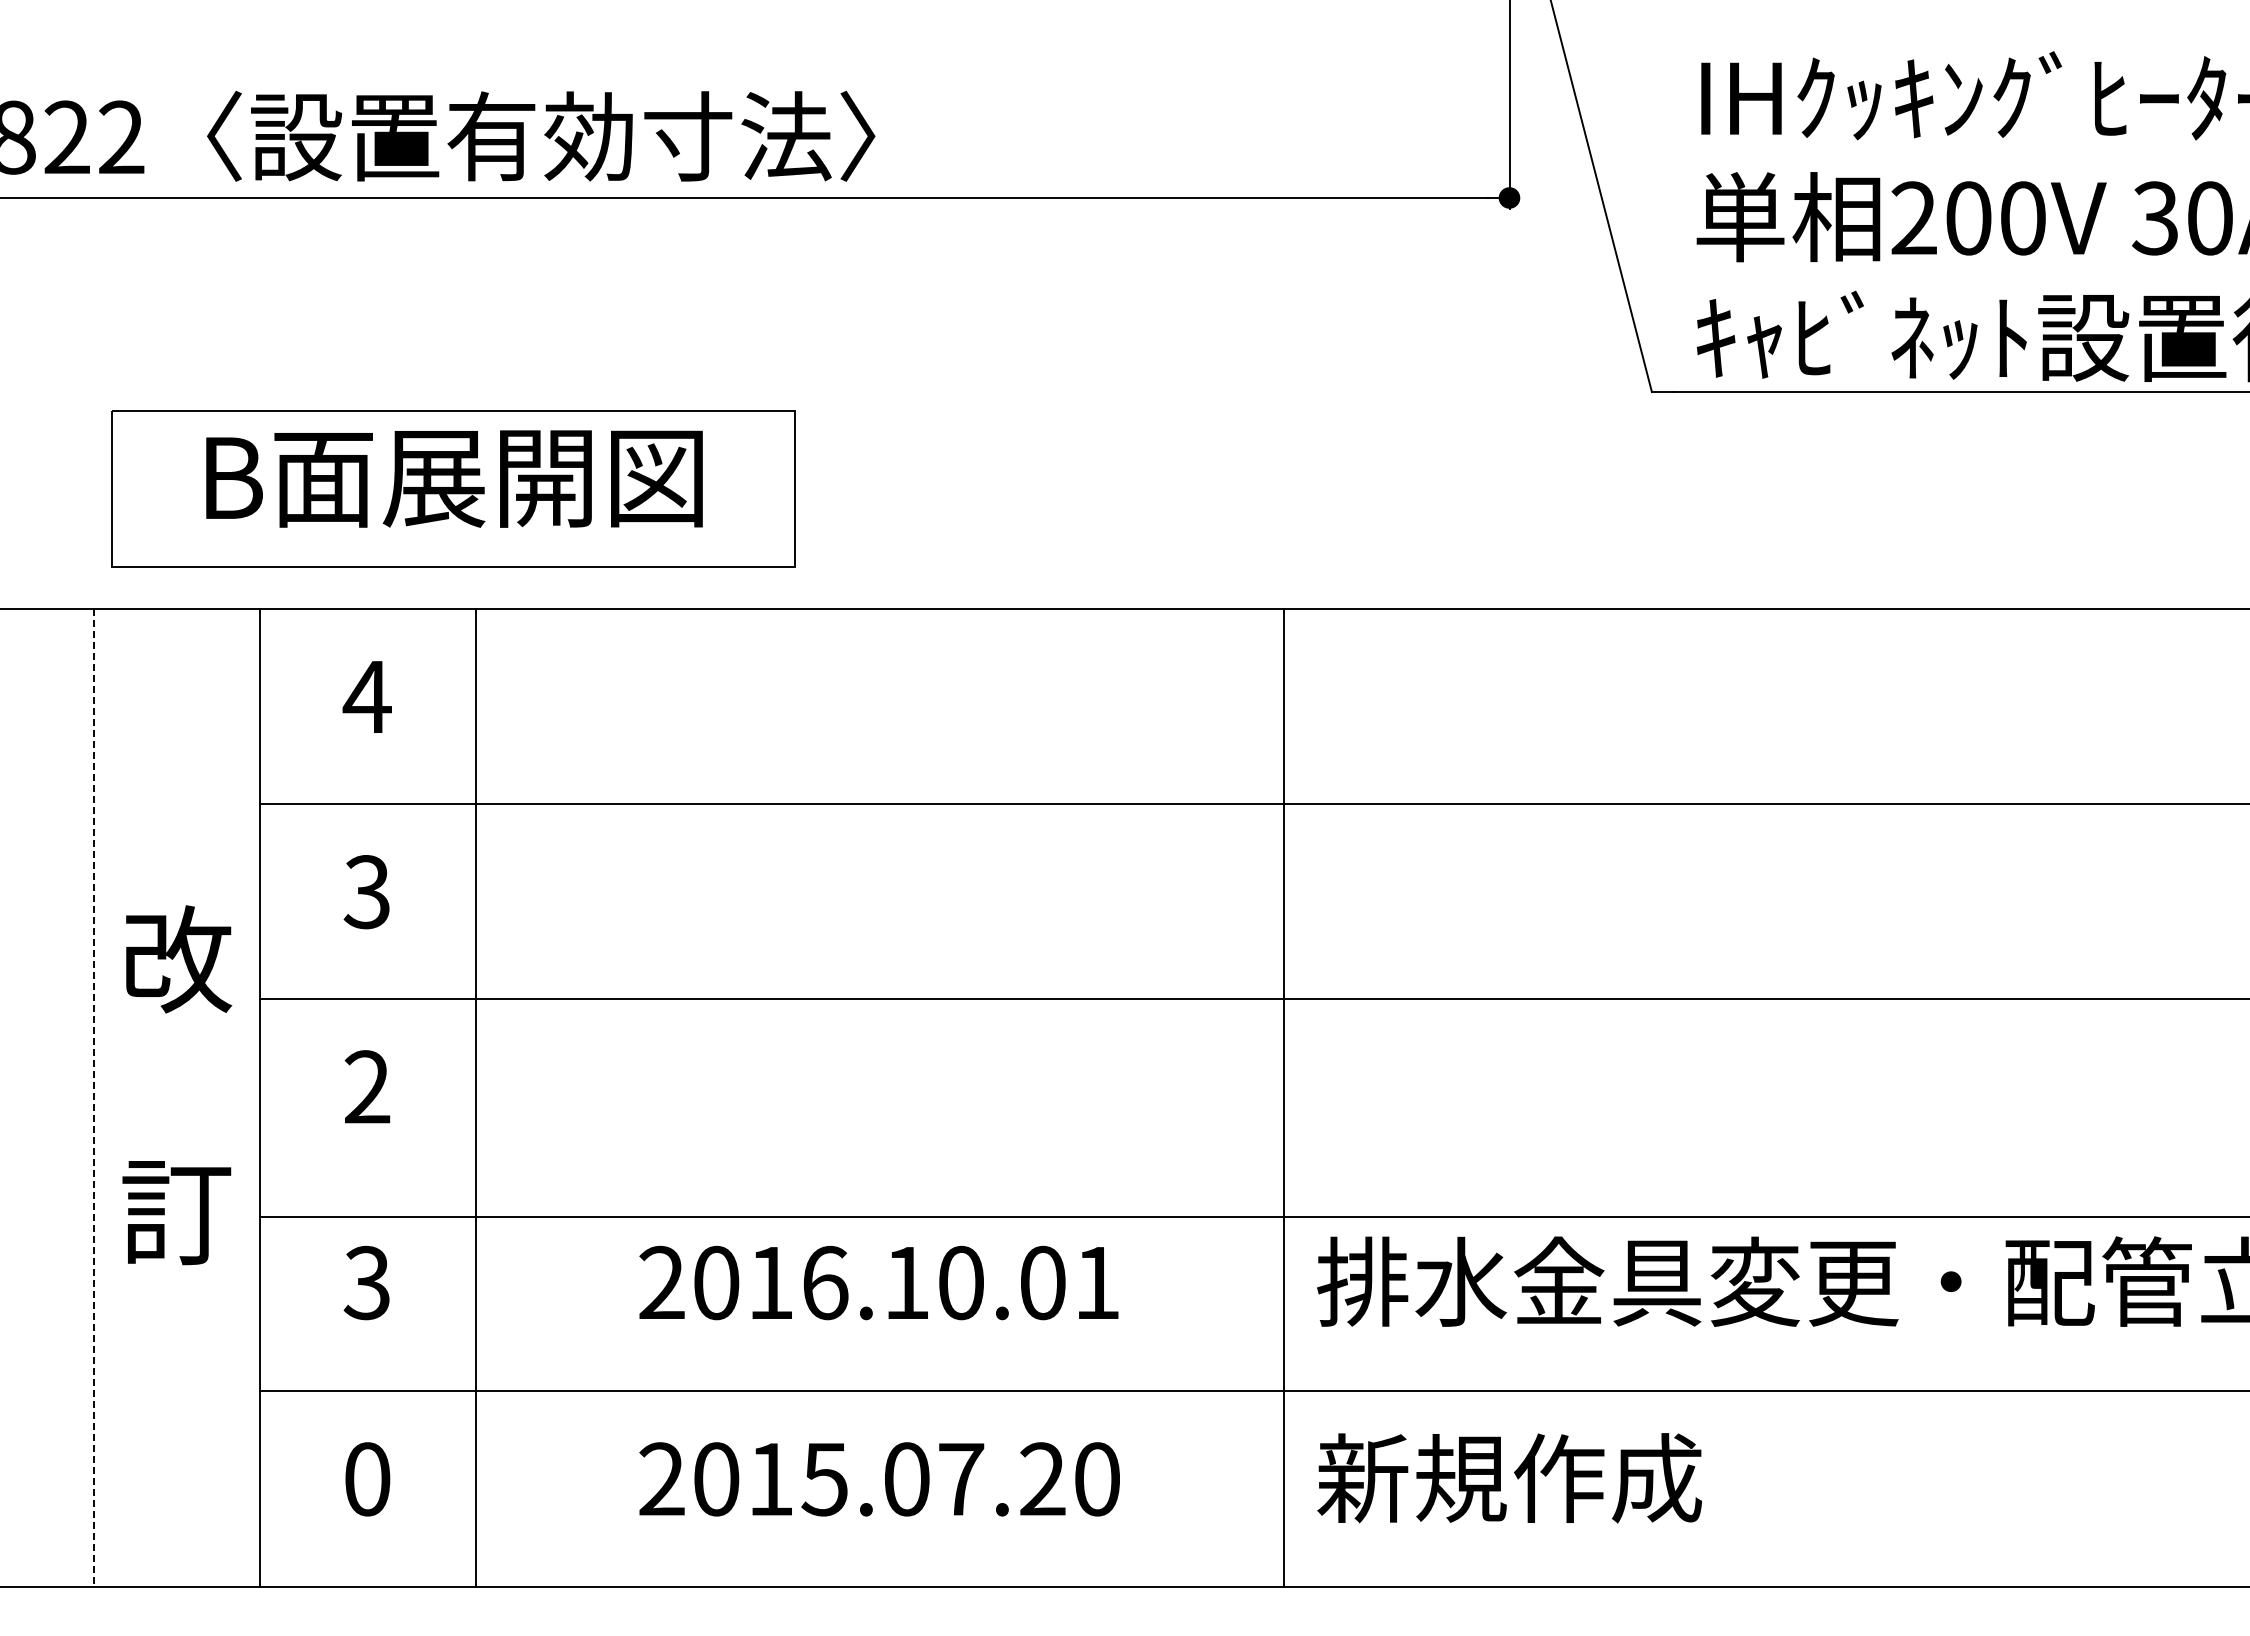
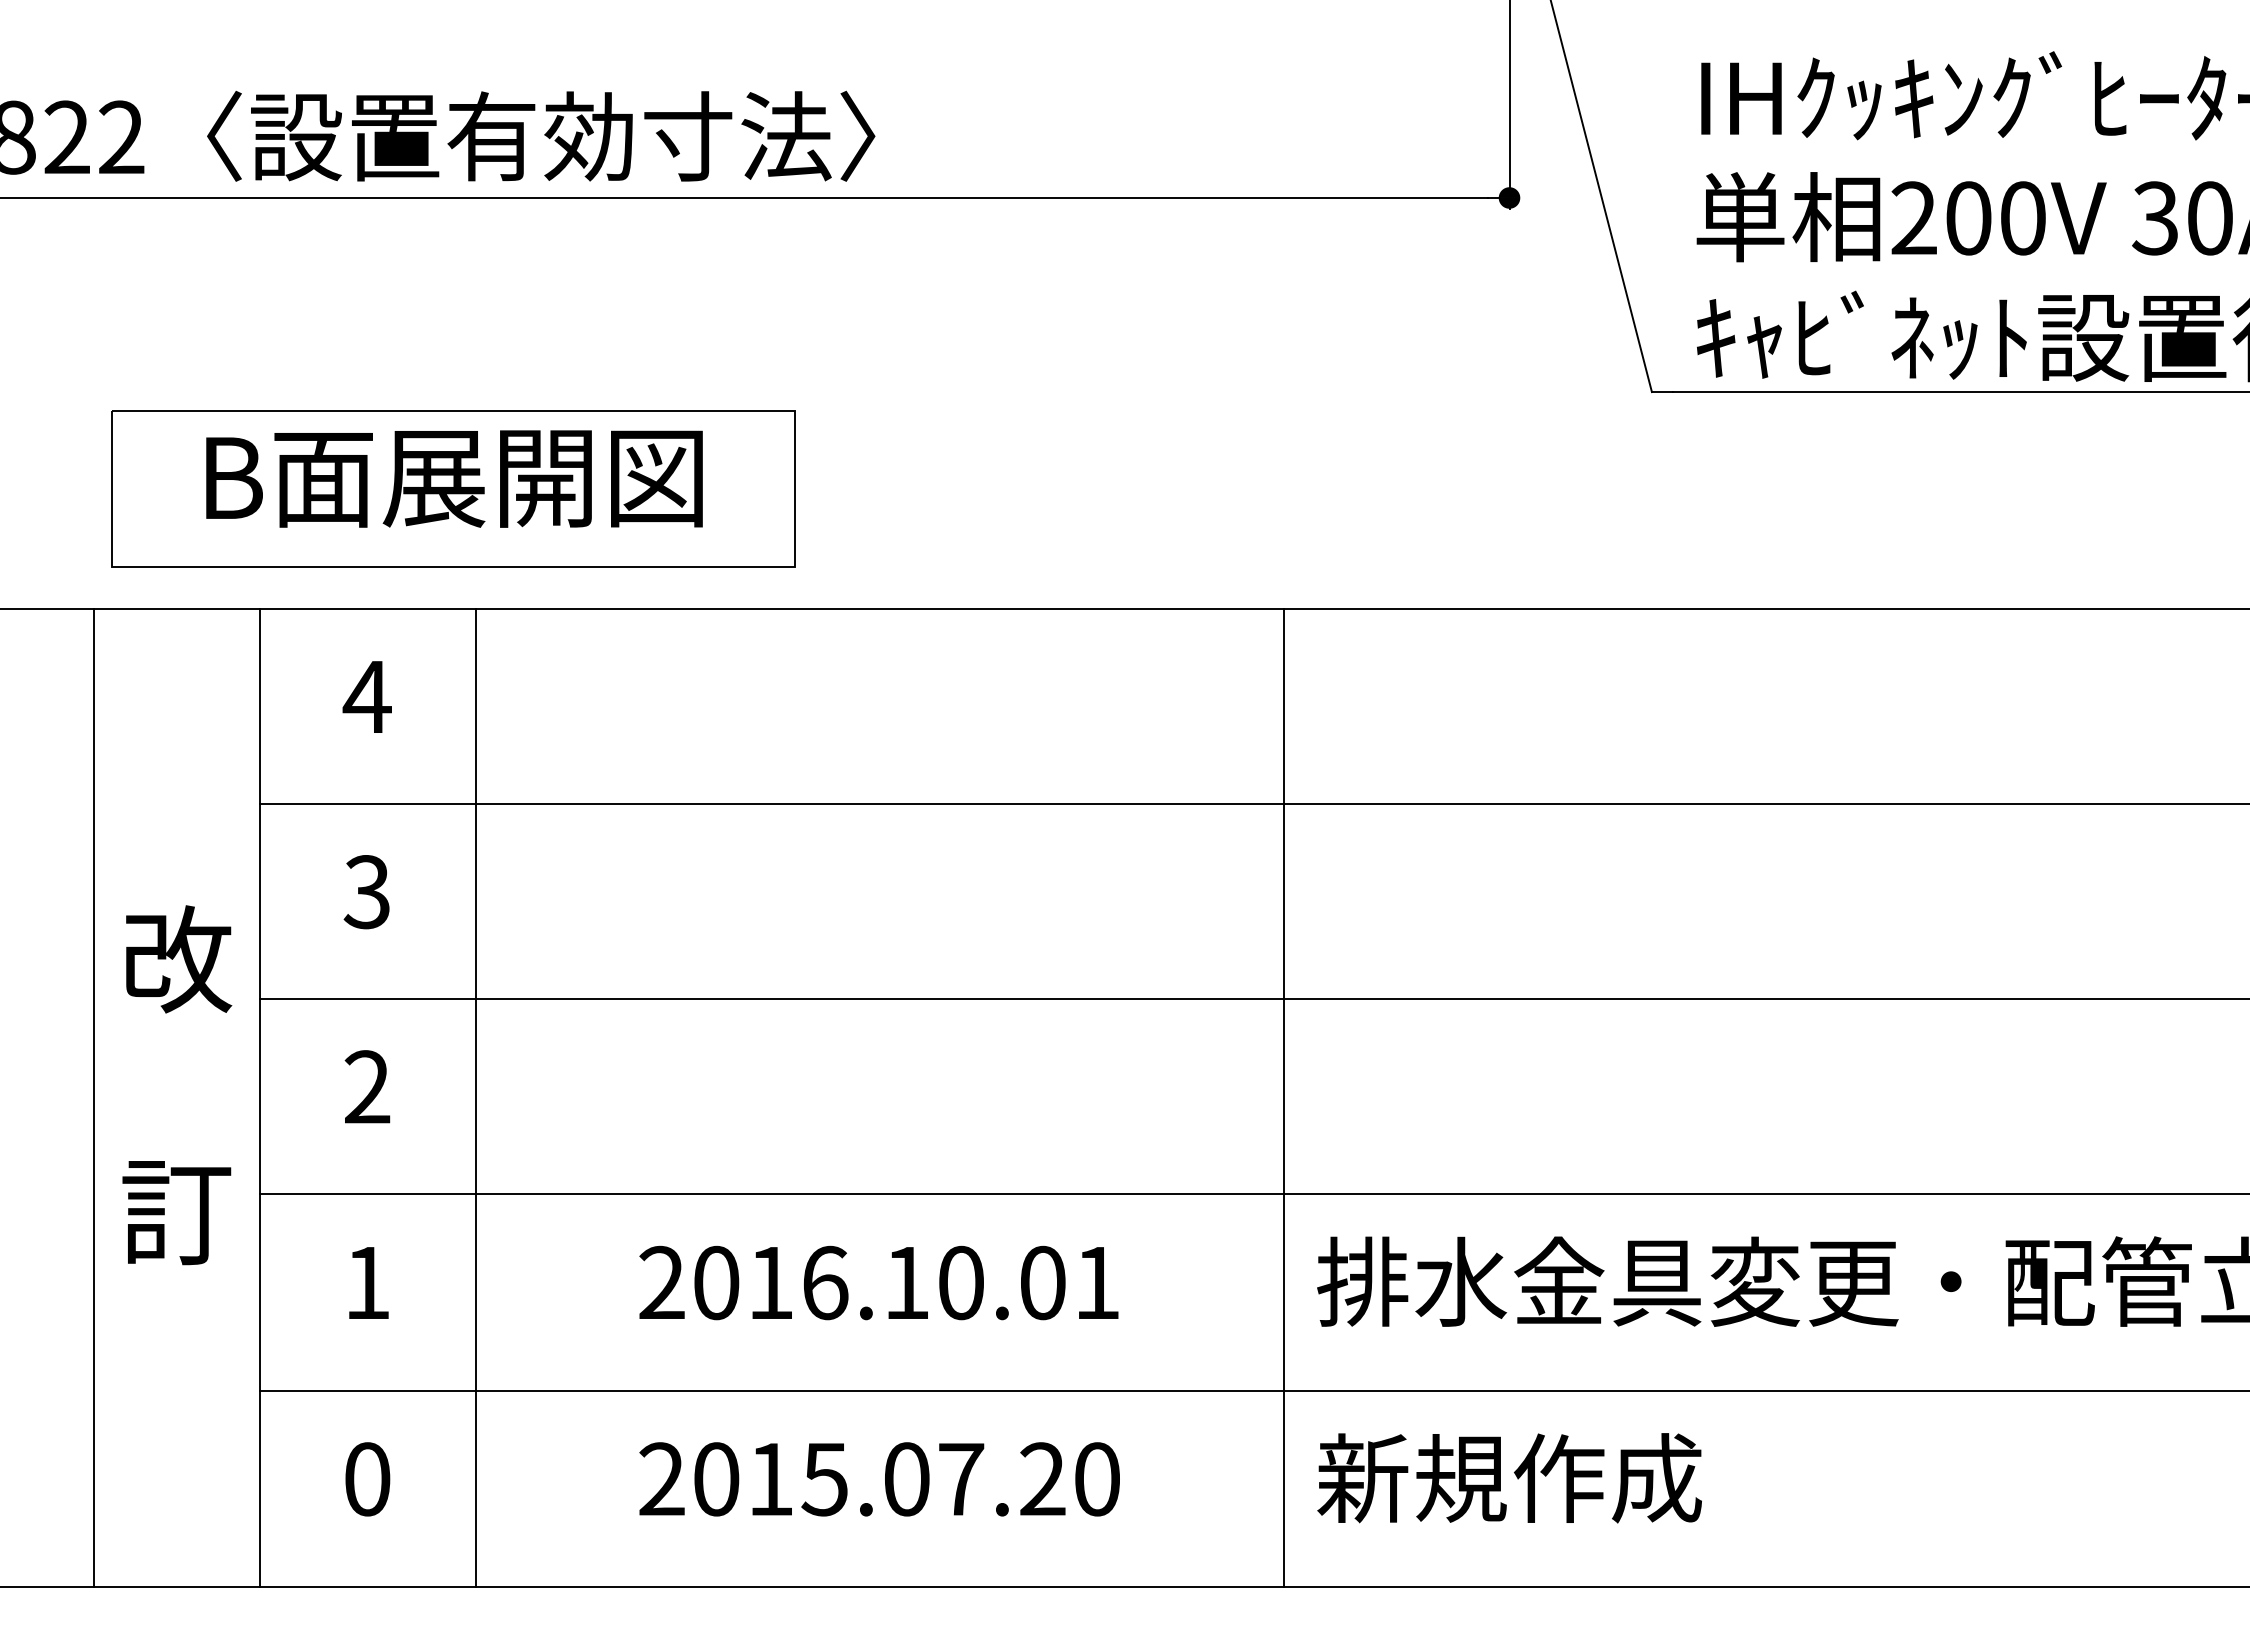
line: dashed -> solid (94, 1098)
line position: (1252, 1217) -> (1252, 1194) (1252, 1194)
text: 3 -> 1 (366, 1282)
